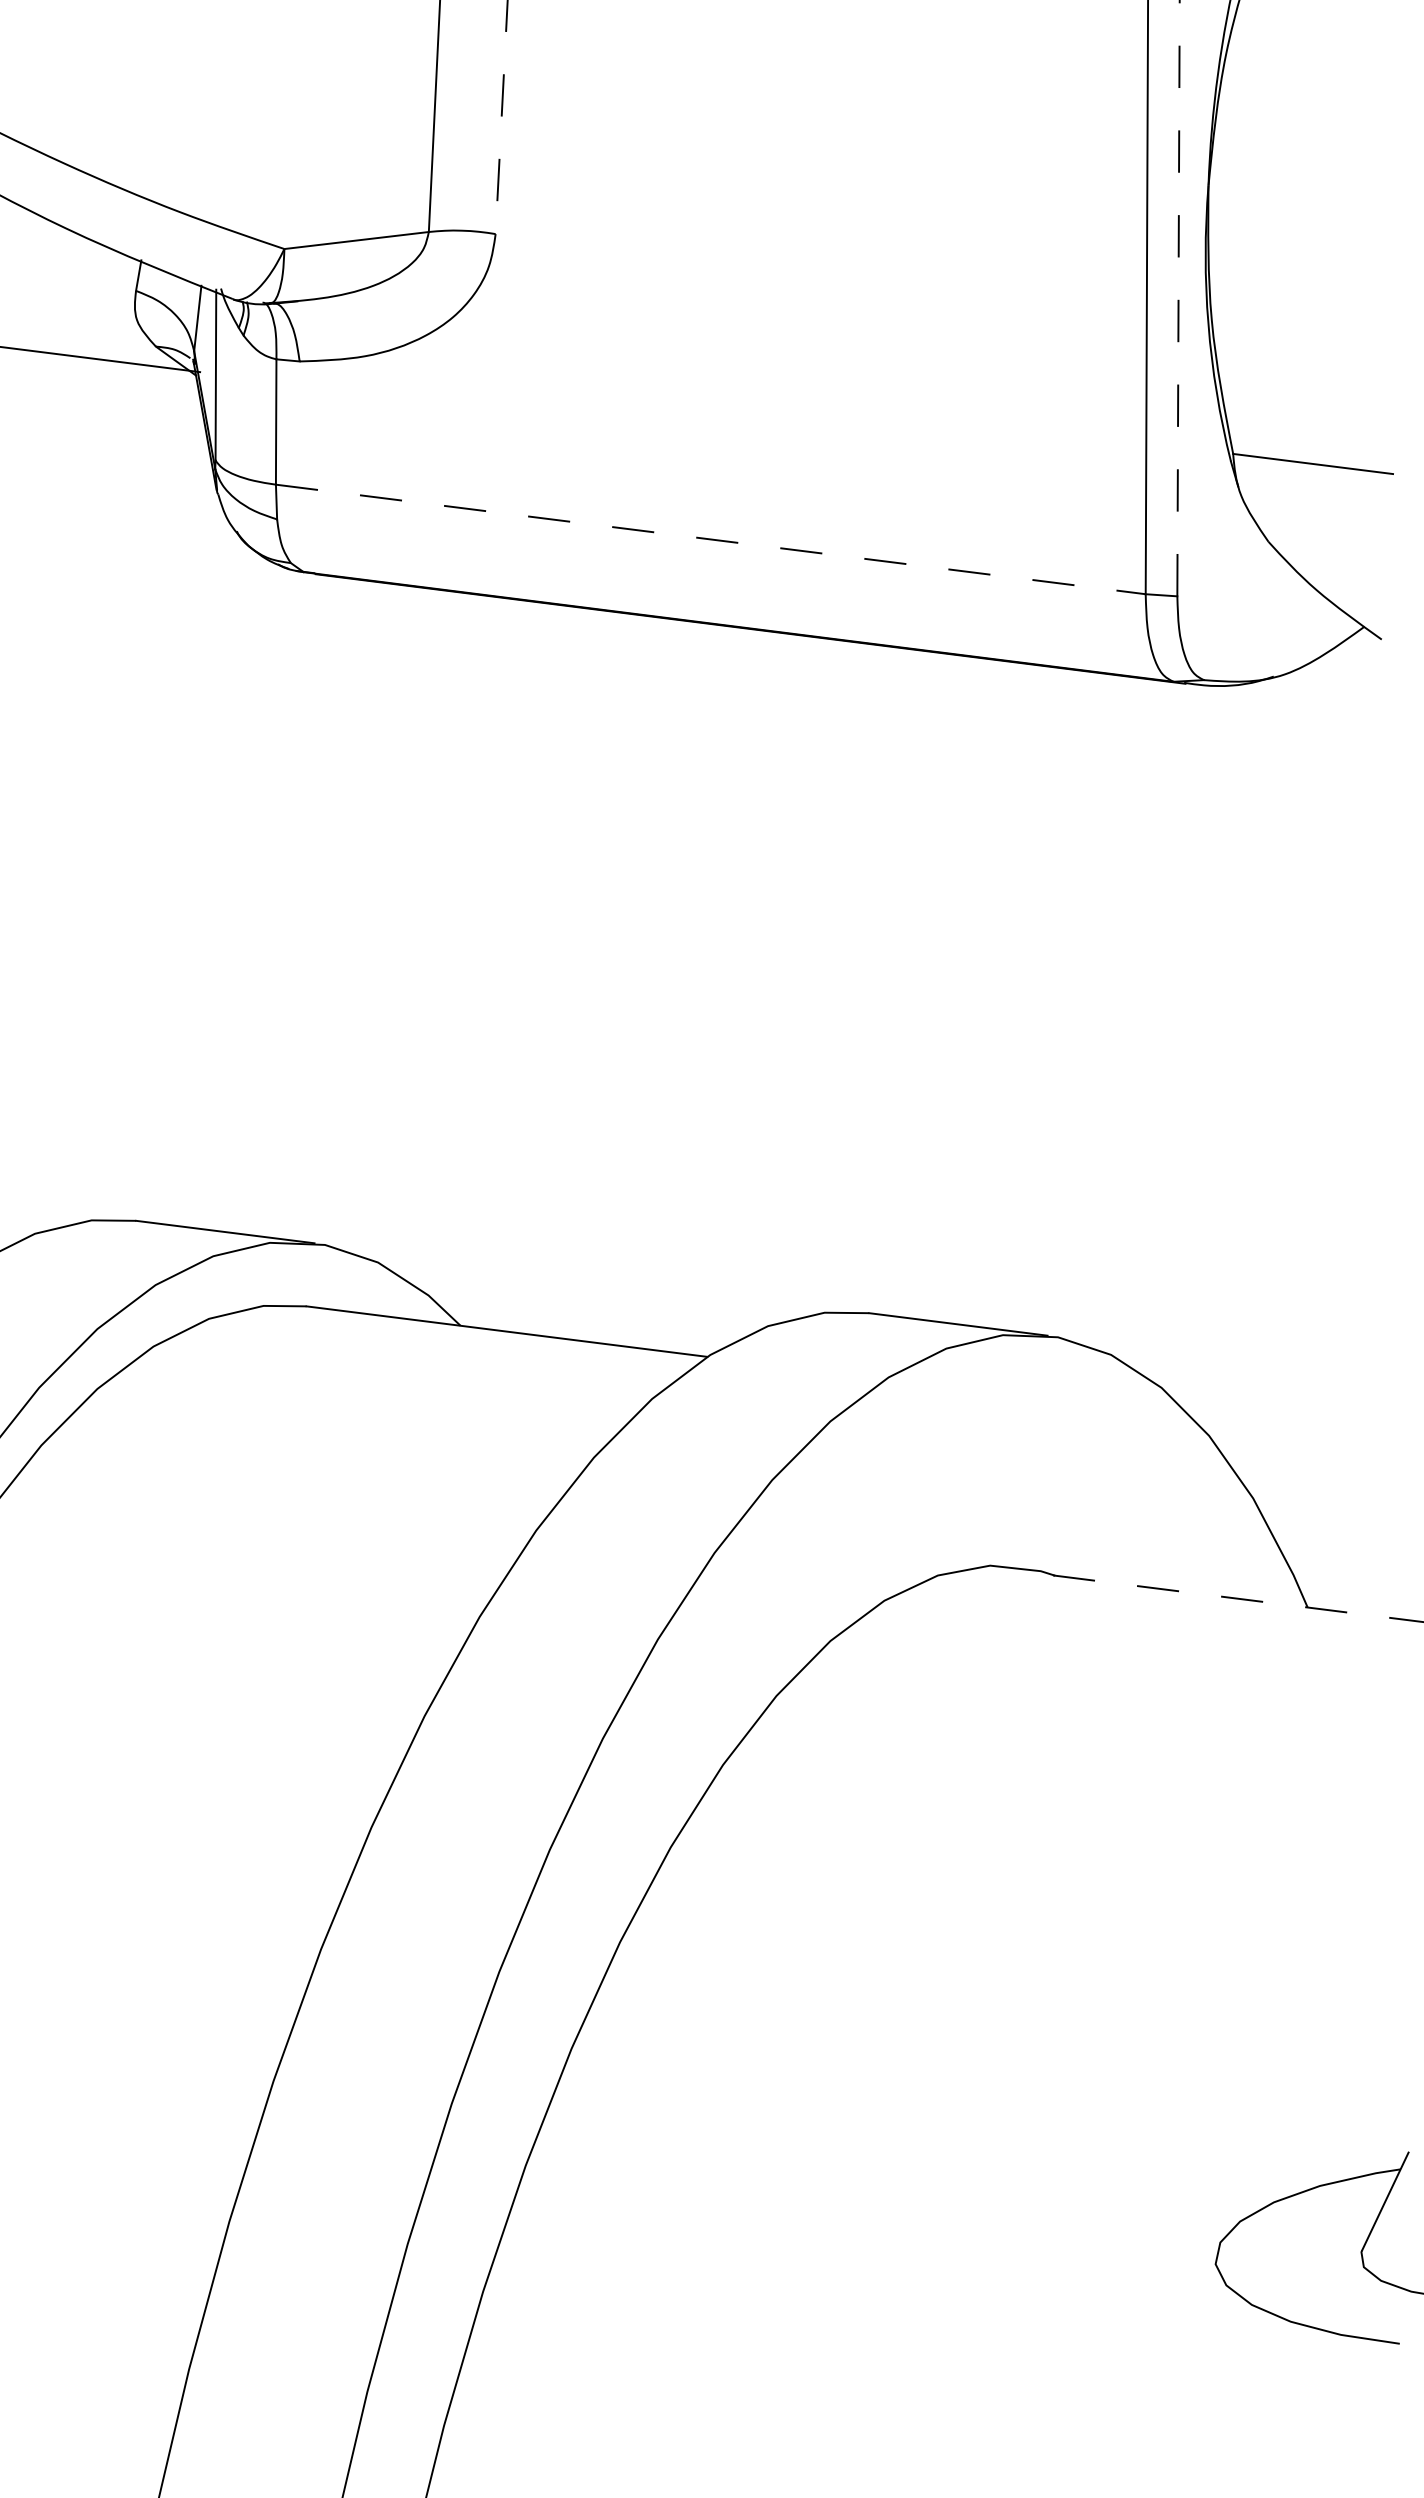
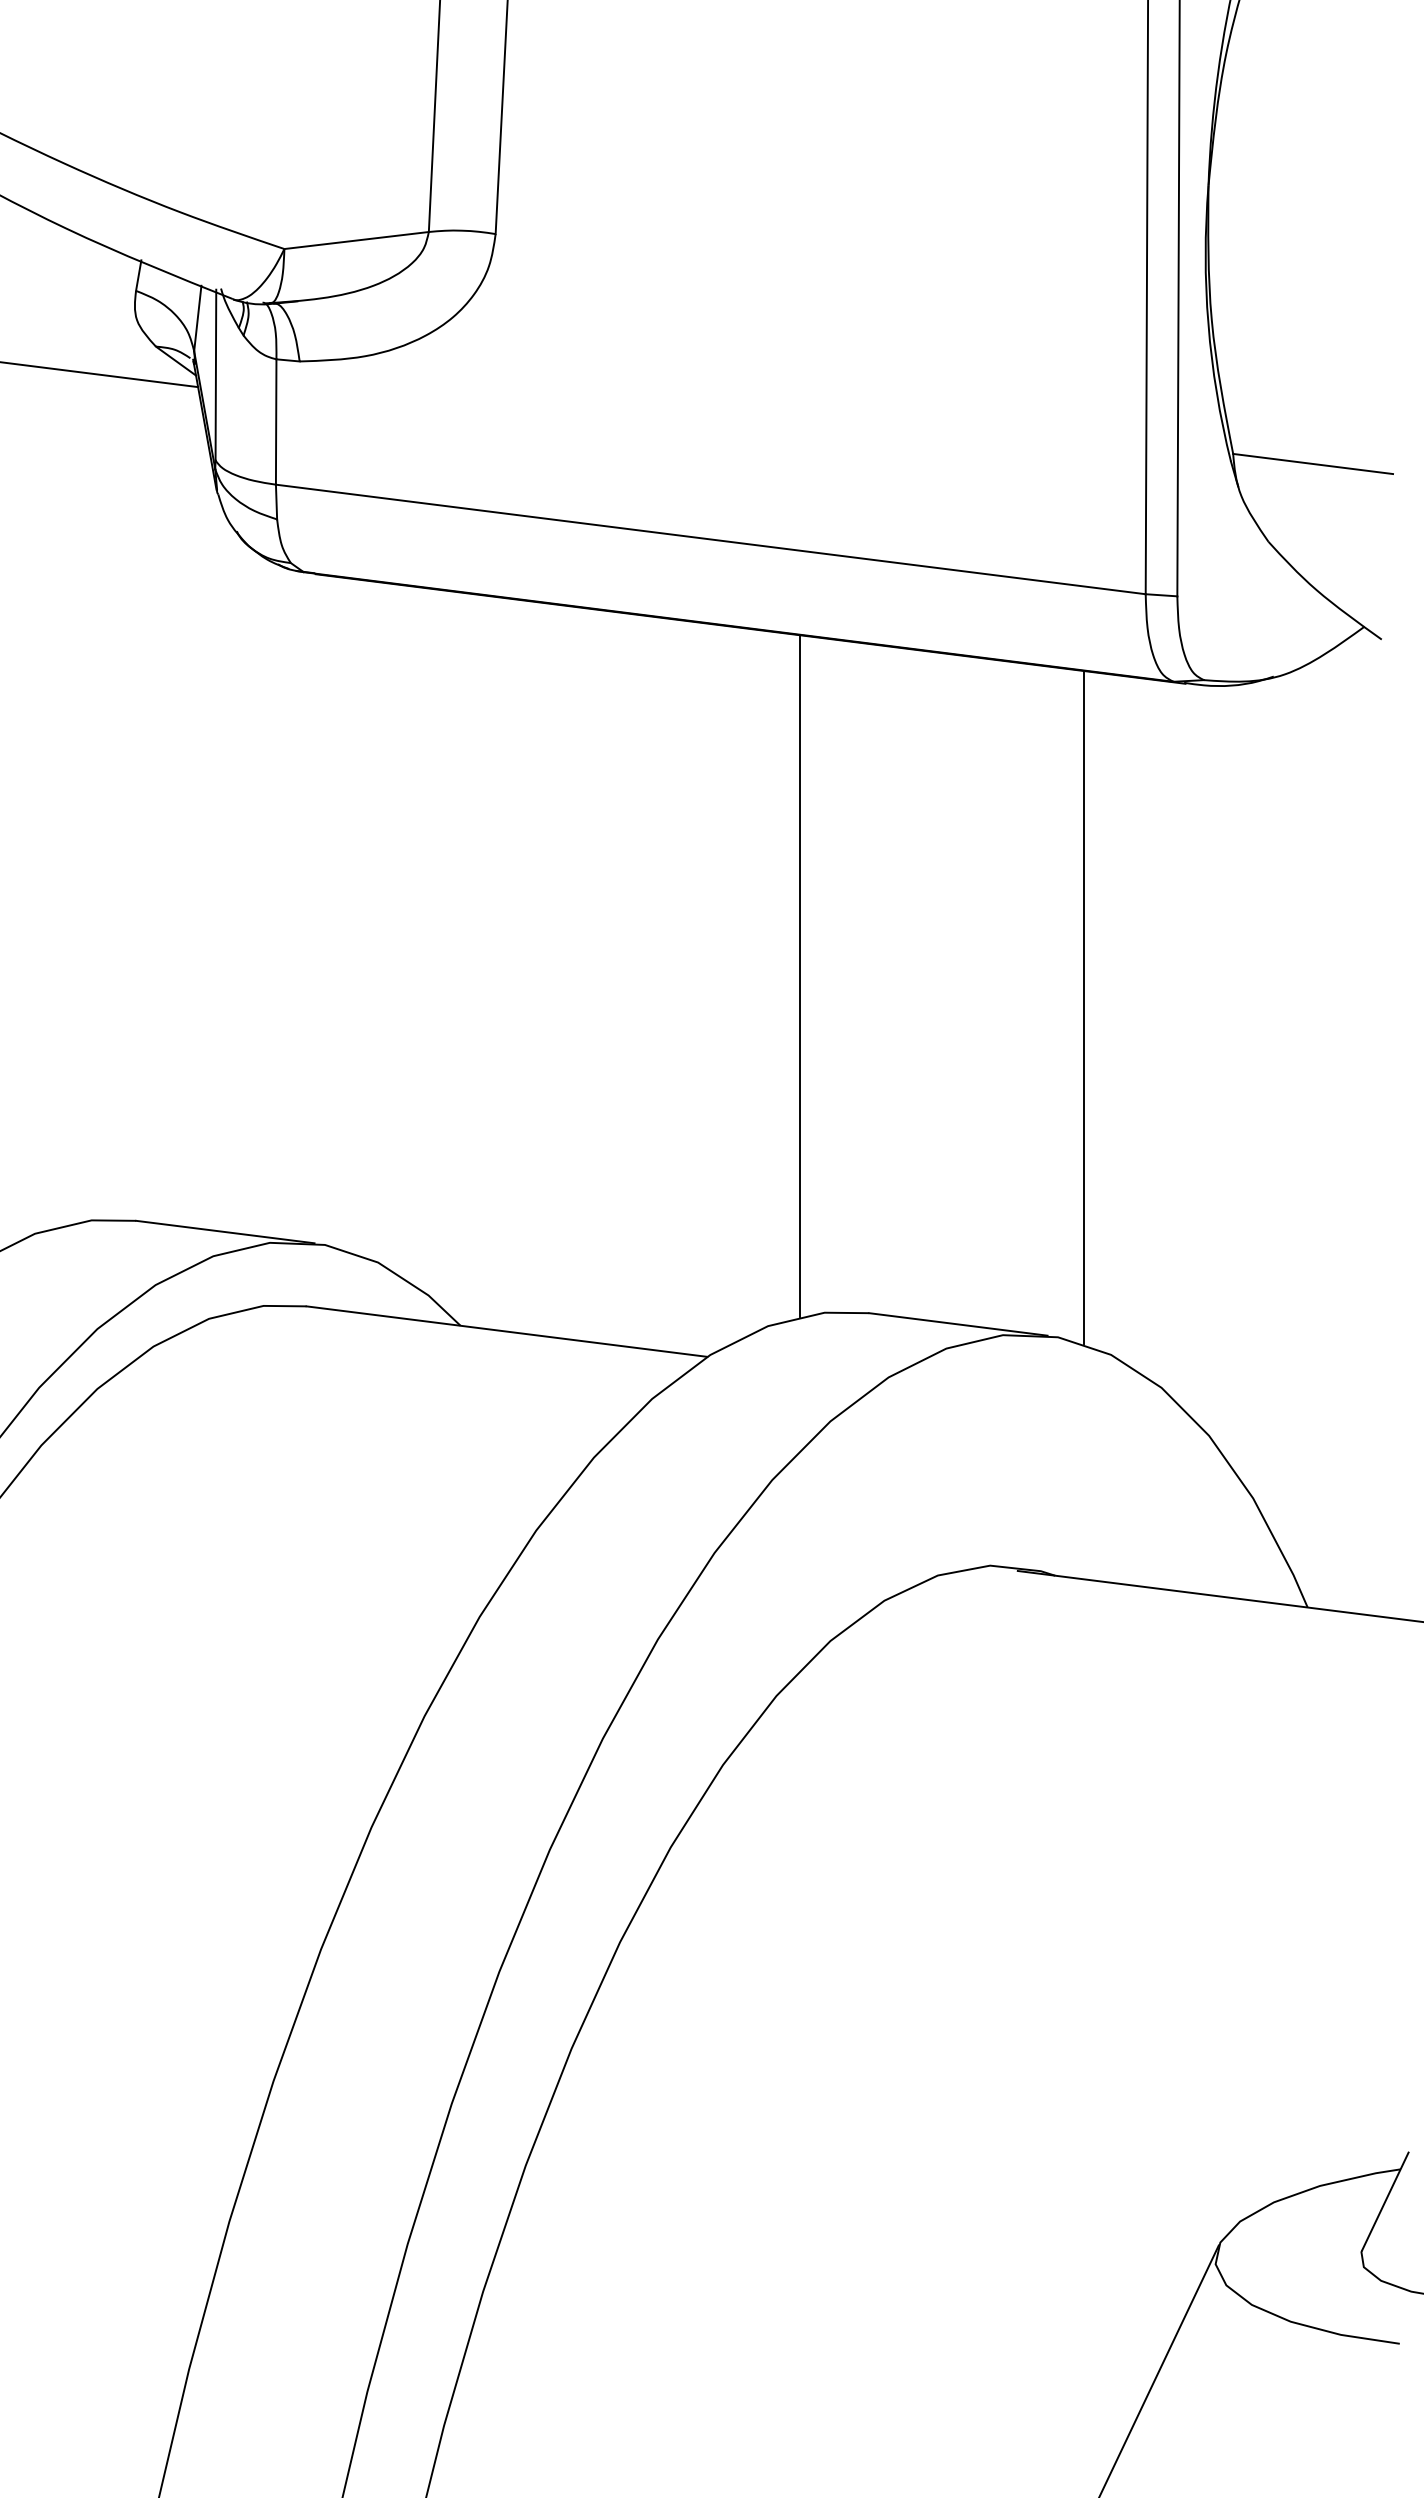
line: dashed -> solid (501, 117)
line: dashed -> solid (1178, 298)
line position: (101, 359) -> (100, 374) (100, 374)
line: dashed -> solid (711, 539)
line: none -> present (800, 975)
line: none -> present (1084, 1007)
line: dashed -> solid (1220, 1596)
line: none -> present (1159, 2369)
